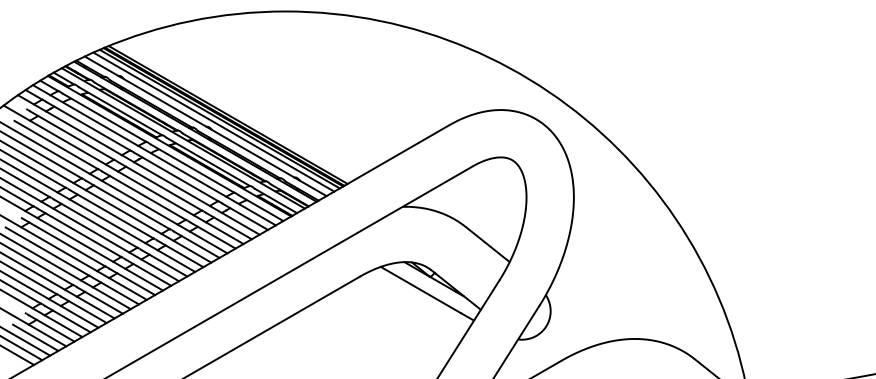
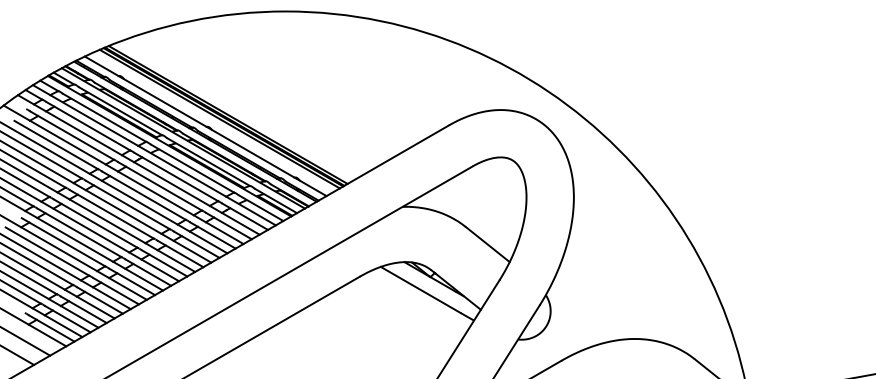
line: present -> none (213, 121)
line: present -> none (35, 337)
line: present -> none (22, 348)
